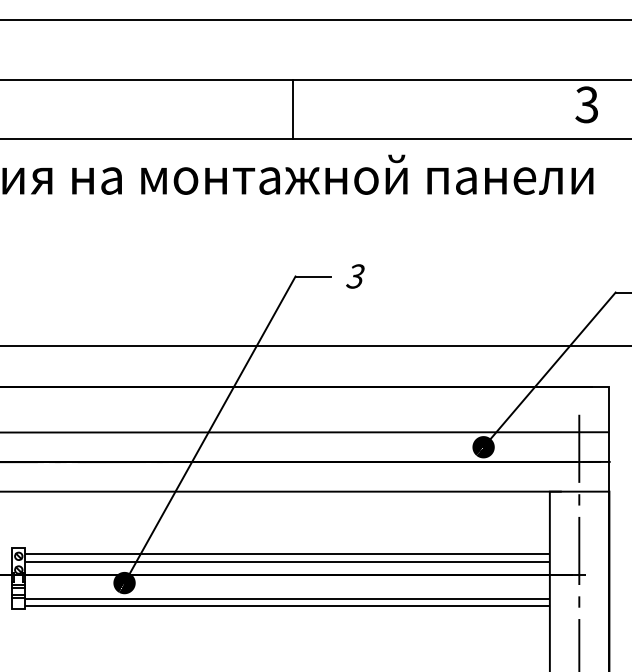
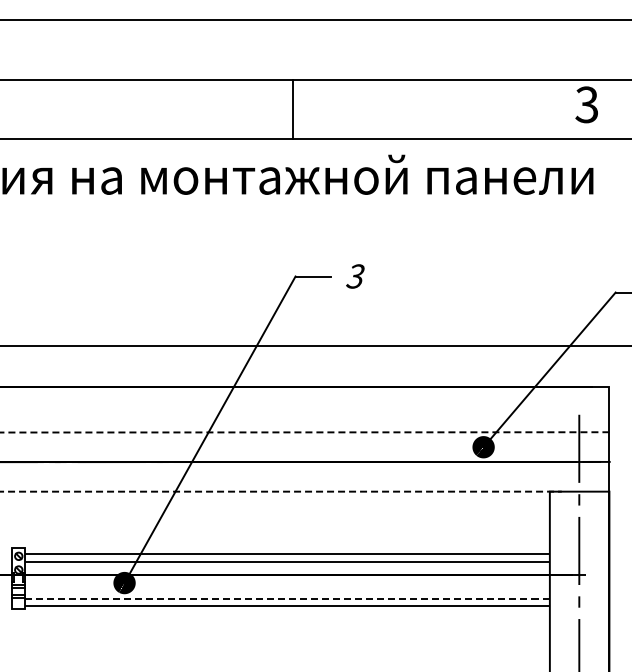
line: solid -> dashed (23, 432)
line: solid -> dashed (288, 599)
